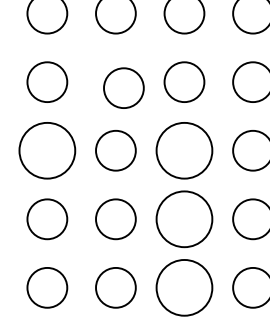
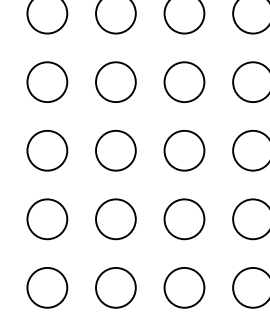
circle position: (123, 87) -> (115, 81) (115, 81)
circle diameter: 56 px -> 40 px (47, 150)
circle diameter: 56 px -> 40 px (184, 150)
circle diameter: 56 px -> 40 px (184, 219)
circle diameter: 56 px -> 40 px (184, 287)
